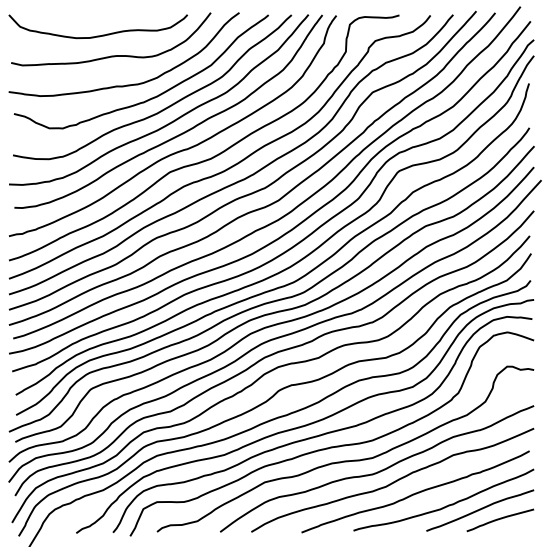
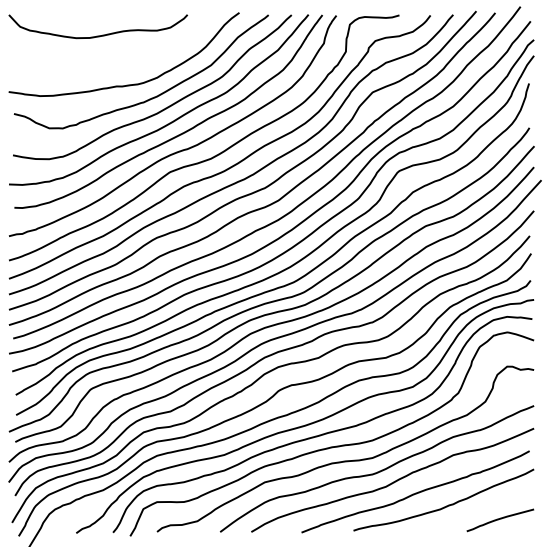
curve: present -> none (111, 55)
curve: present -> none (480, 510)
